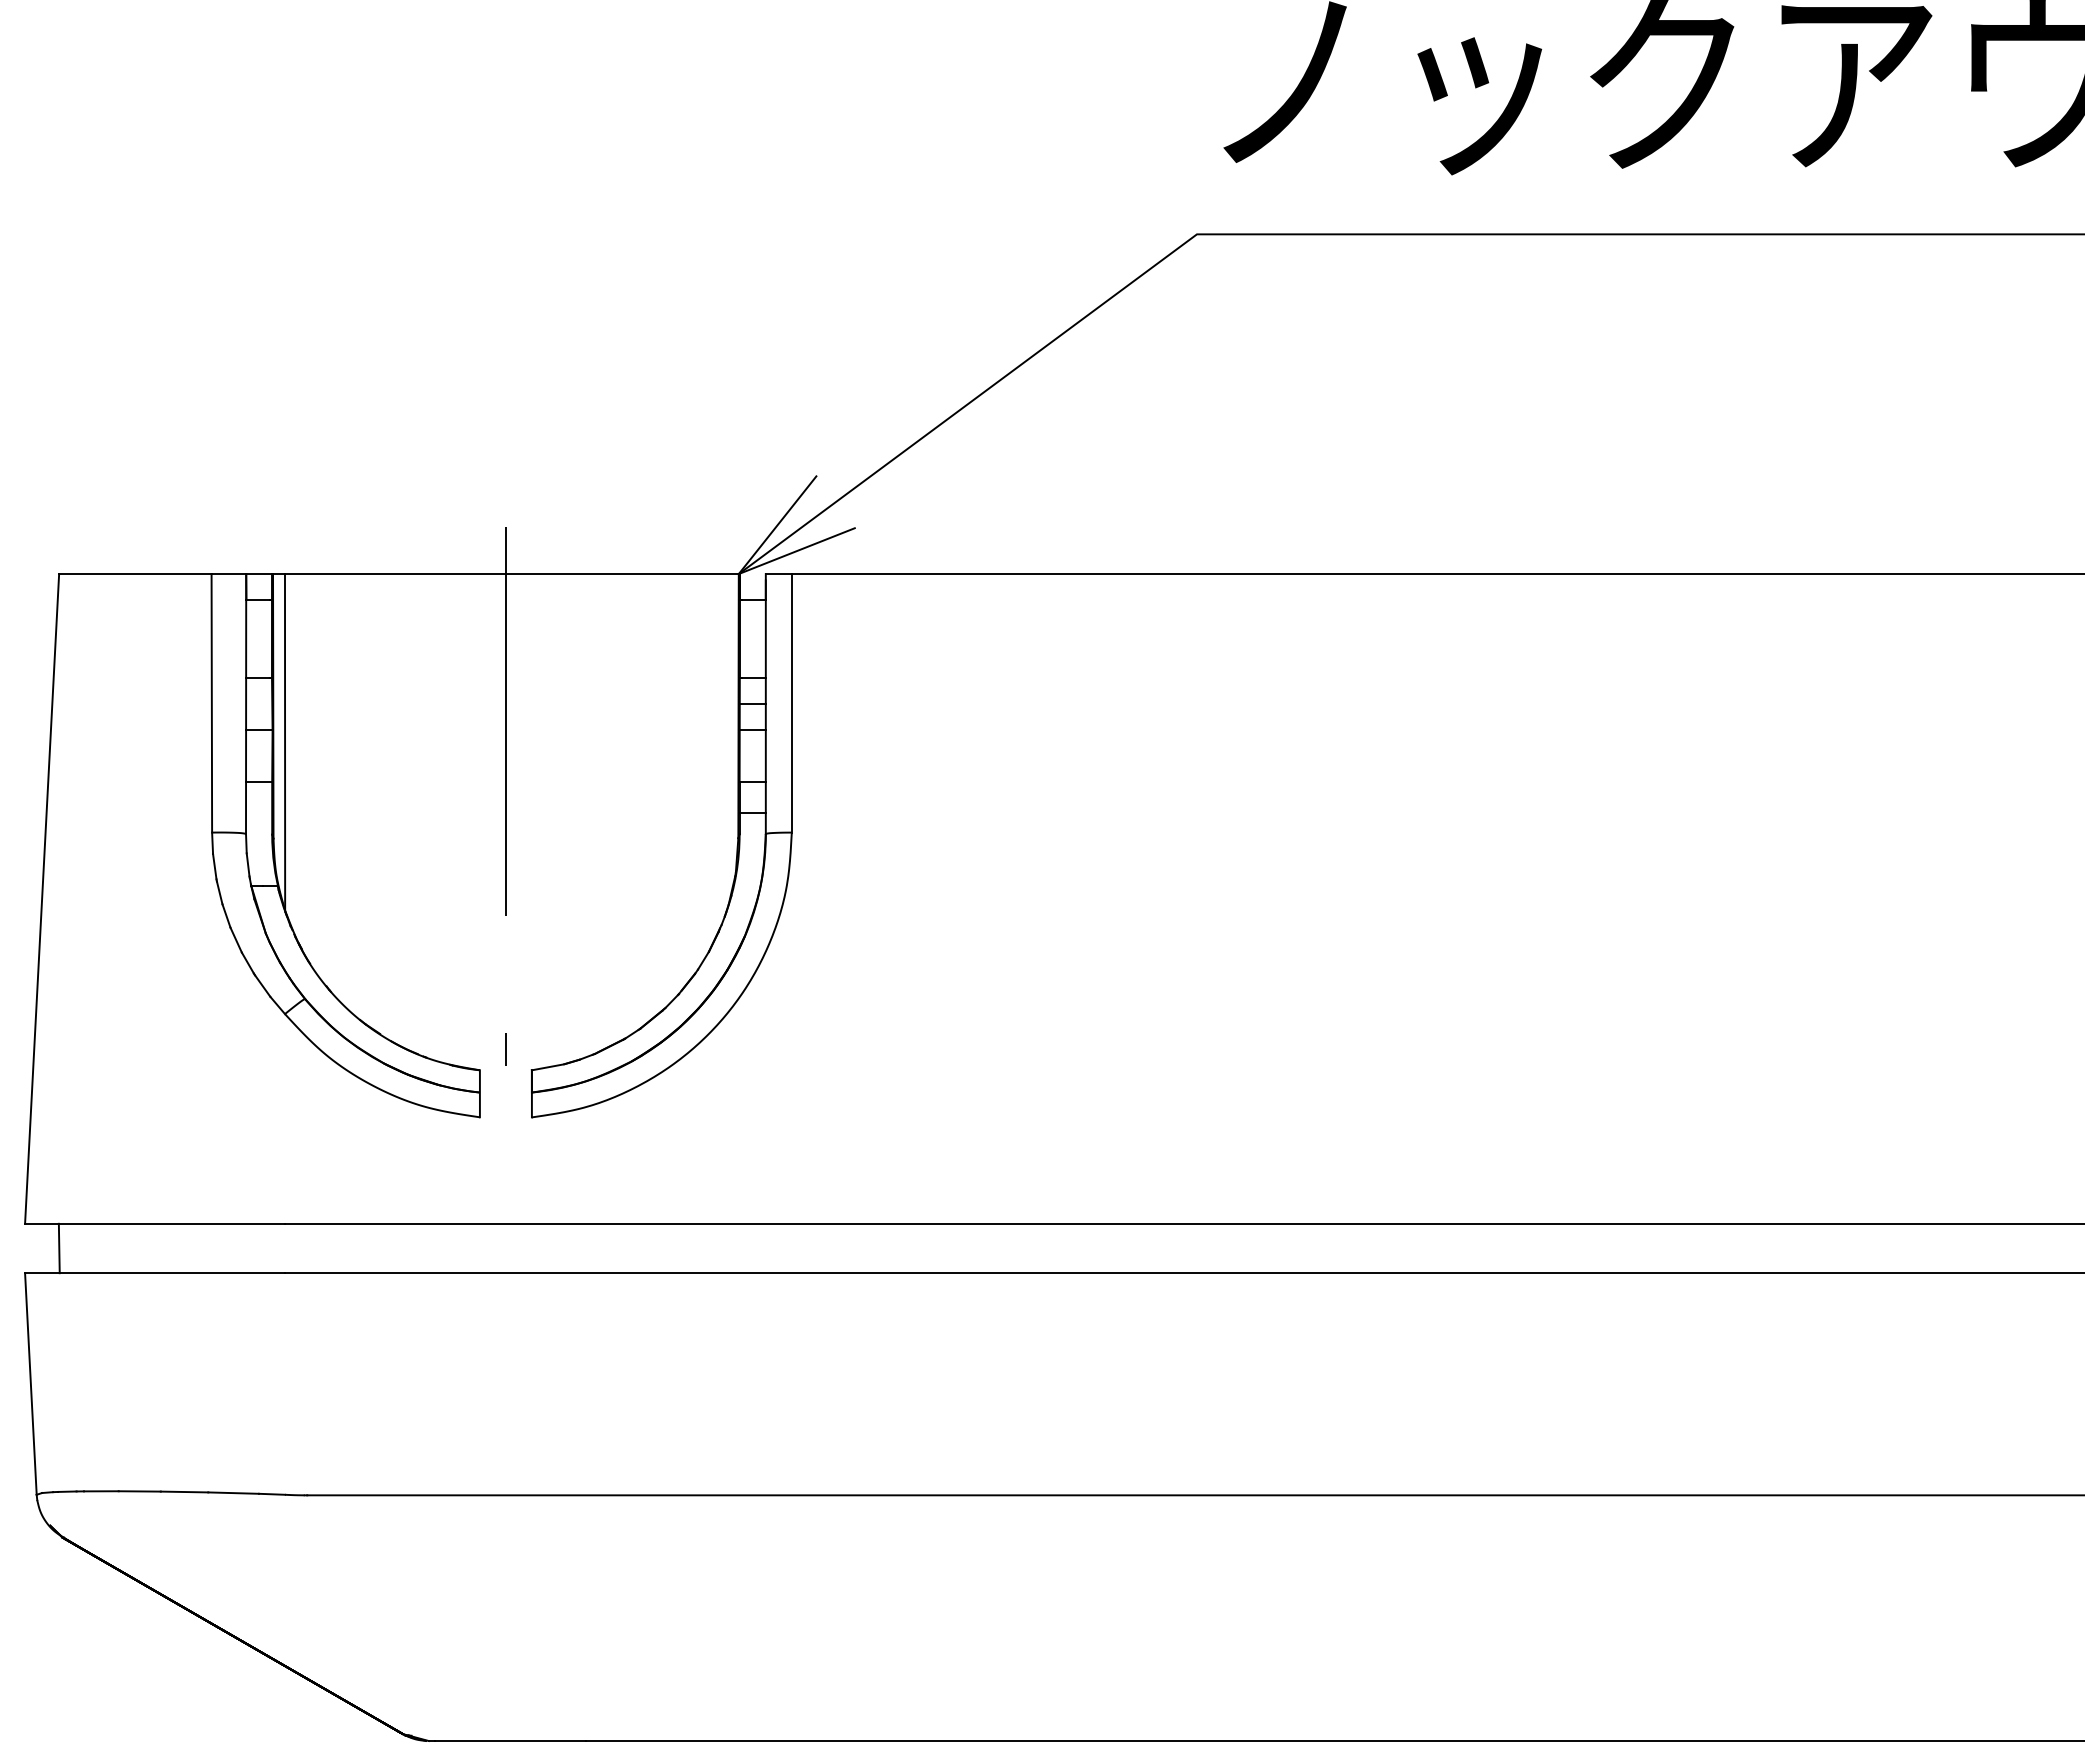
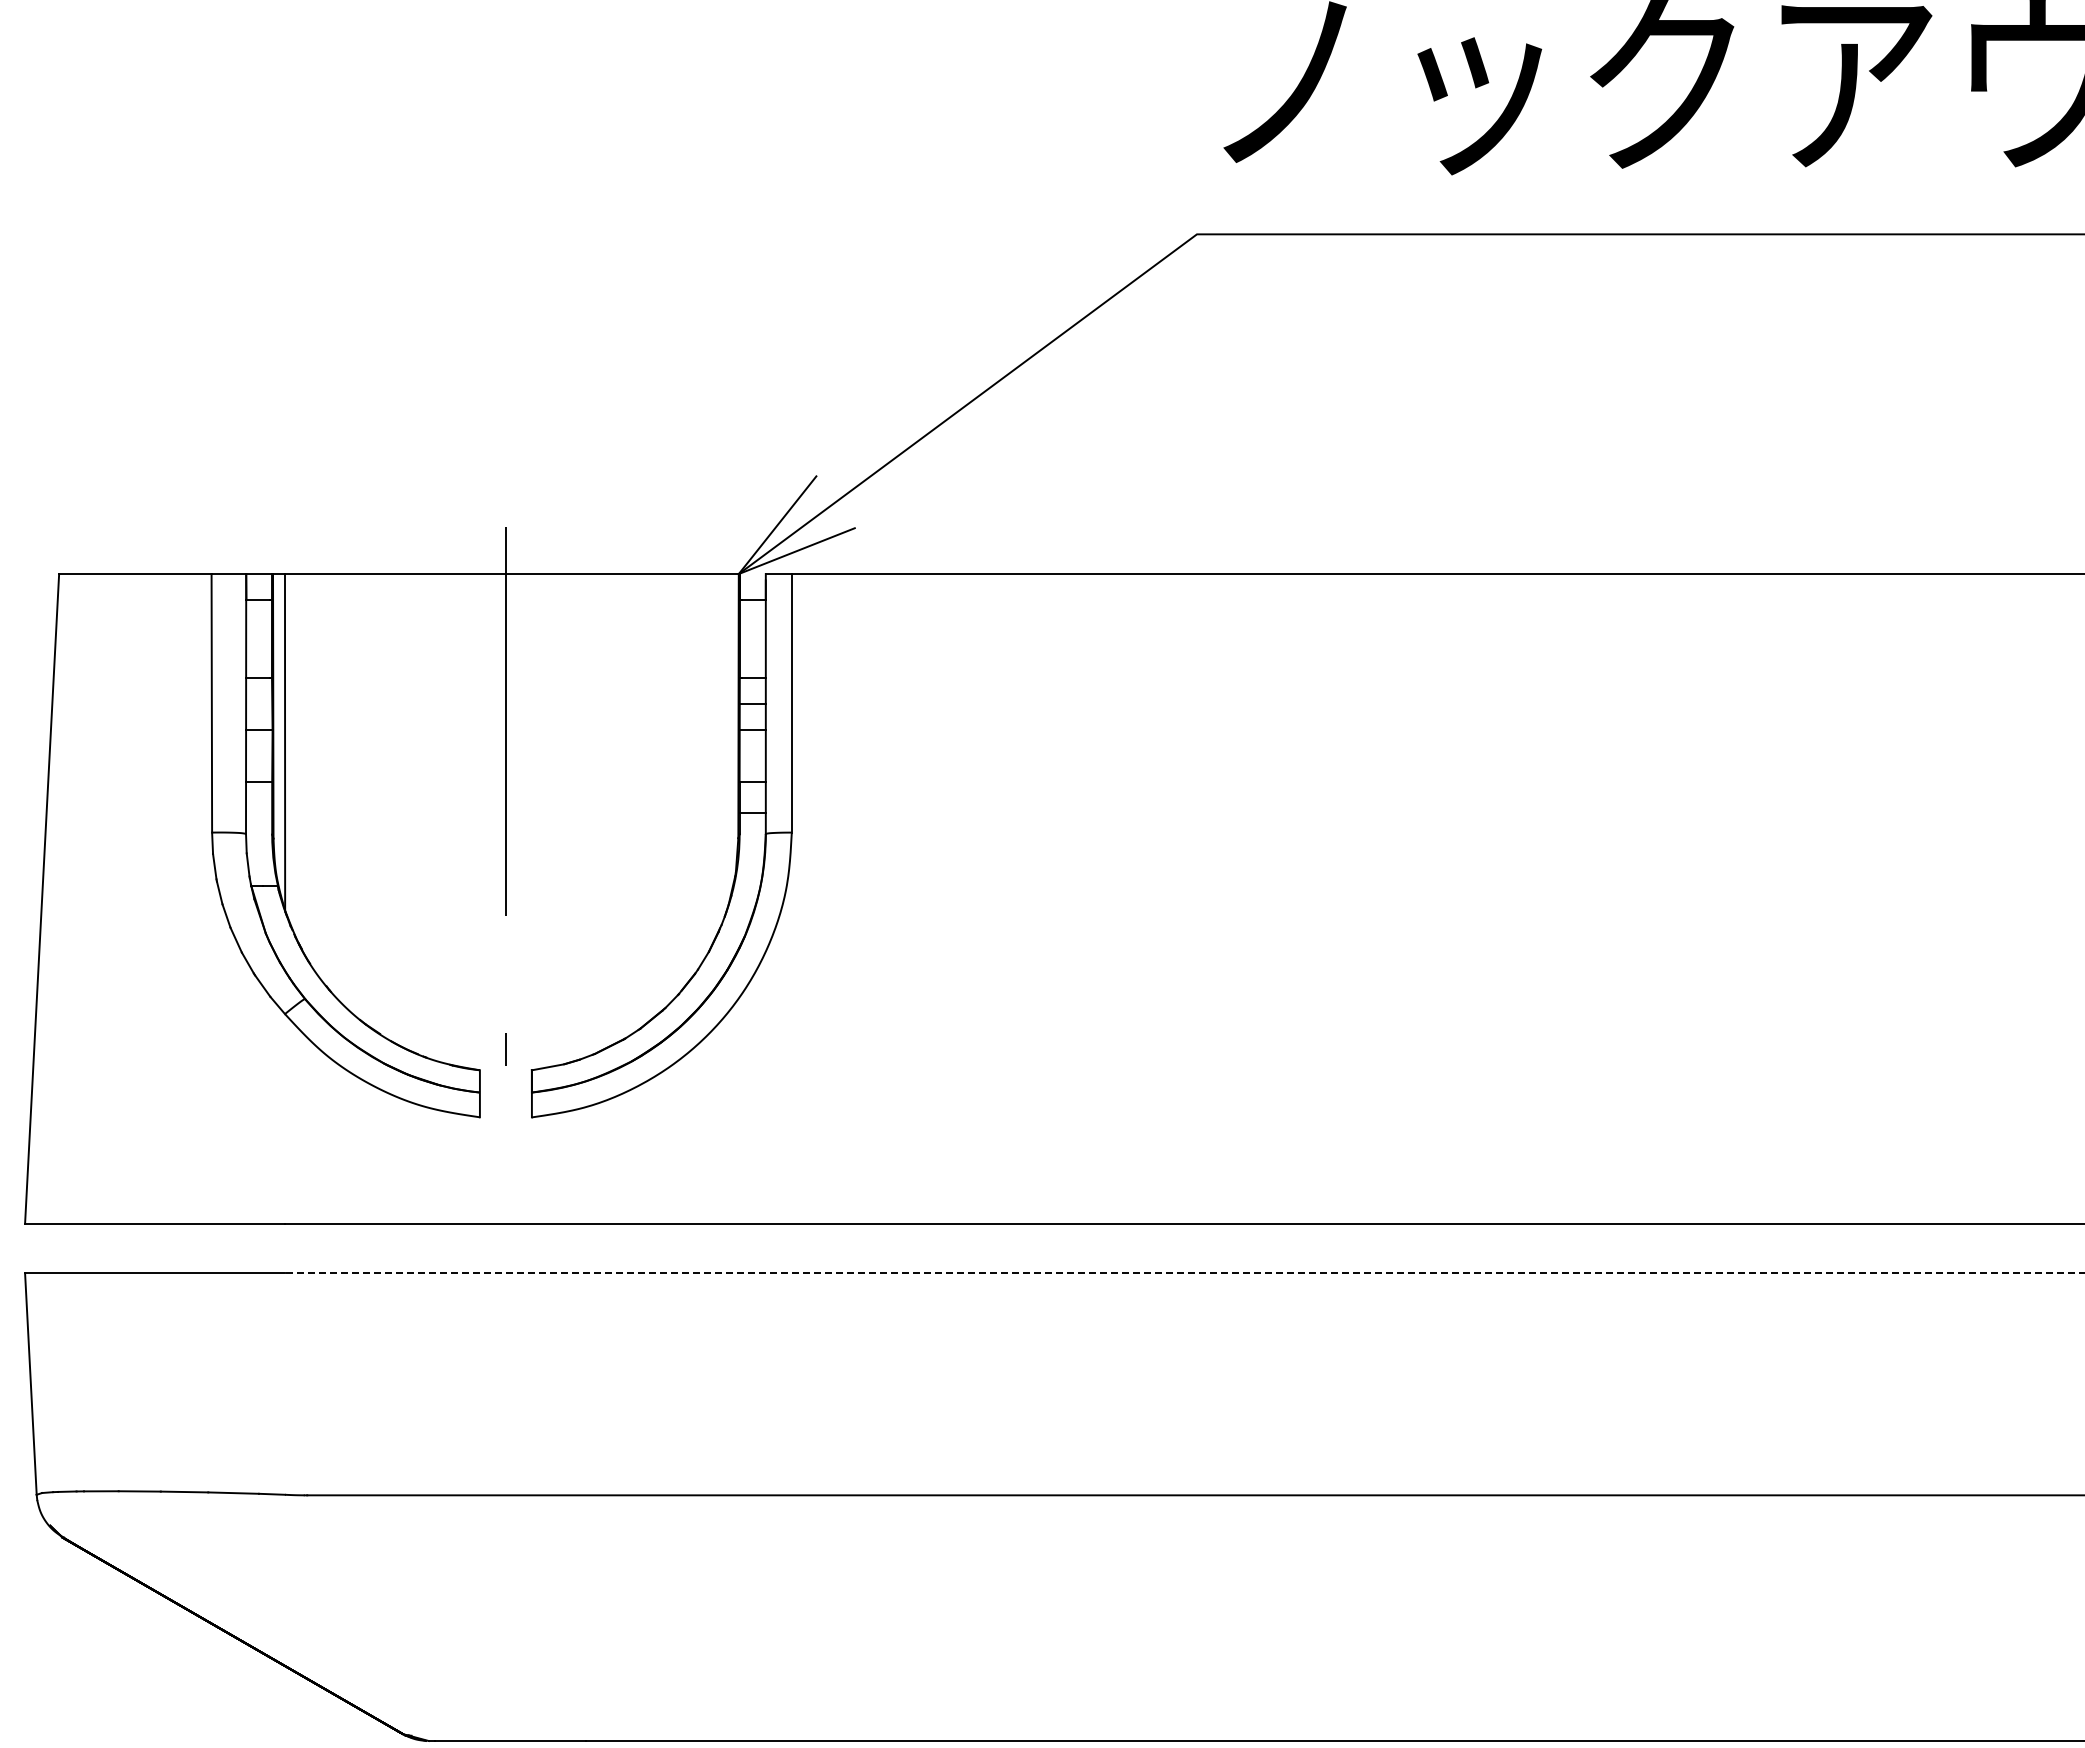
line: present -> none (58, 1248)
line: solid -> dashed (1184, 1273)
